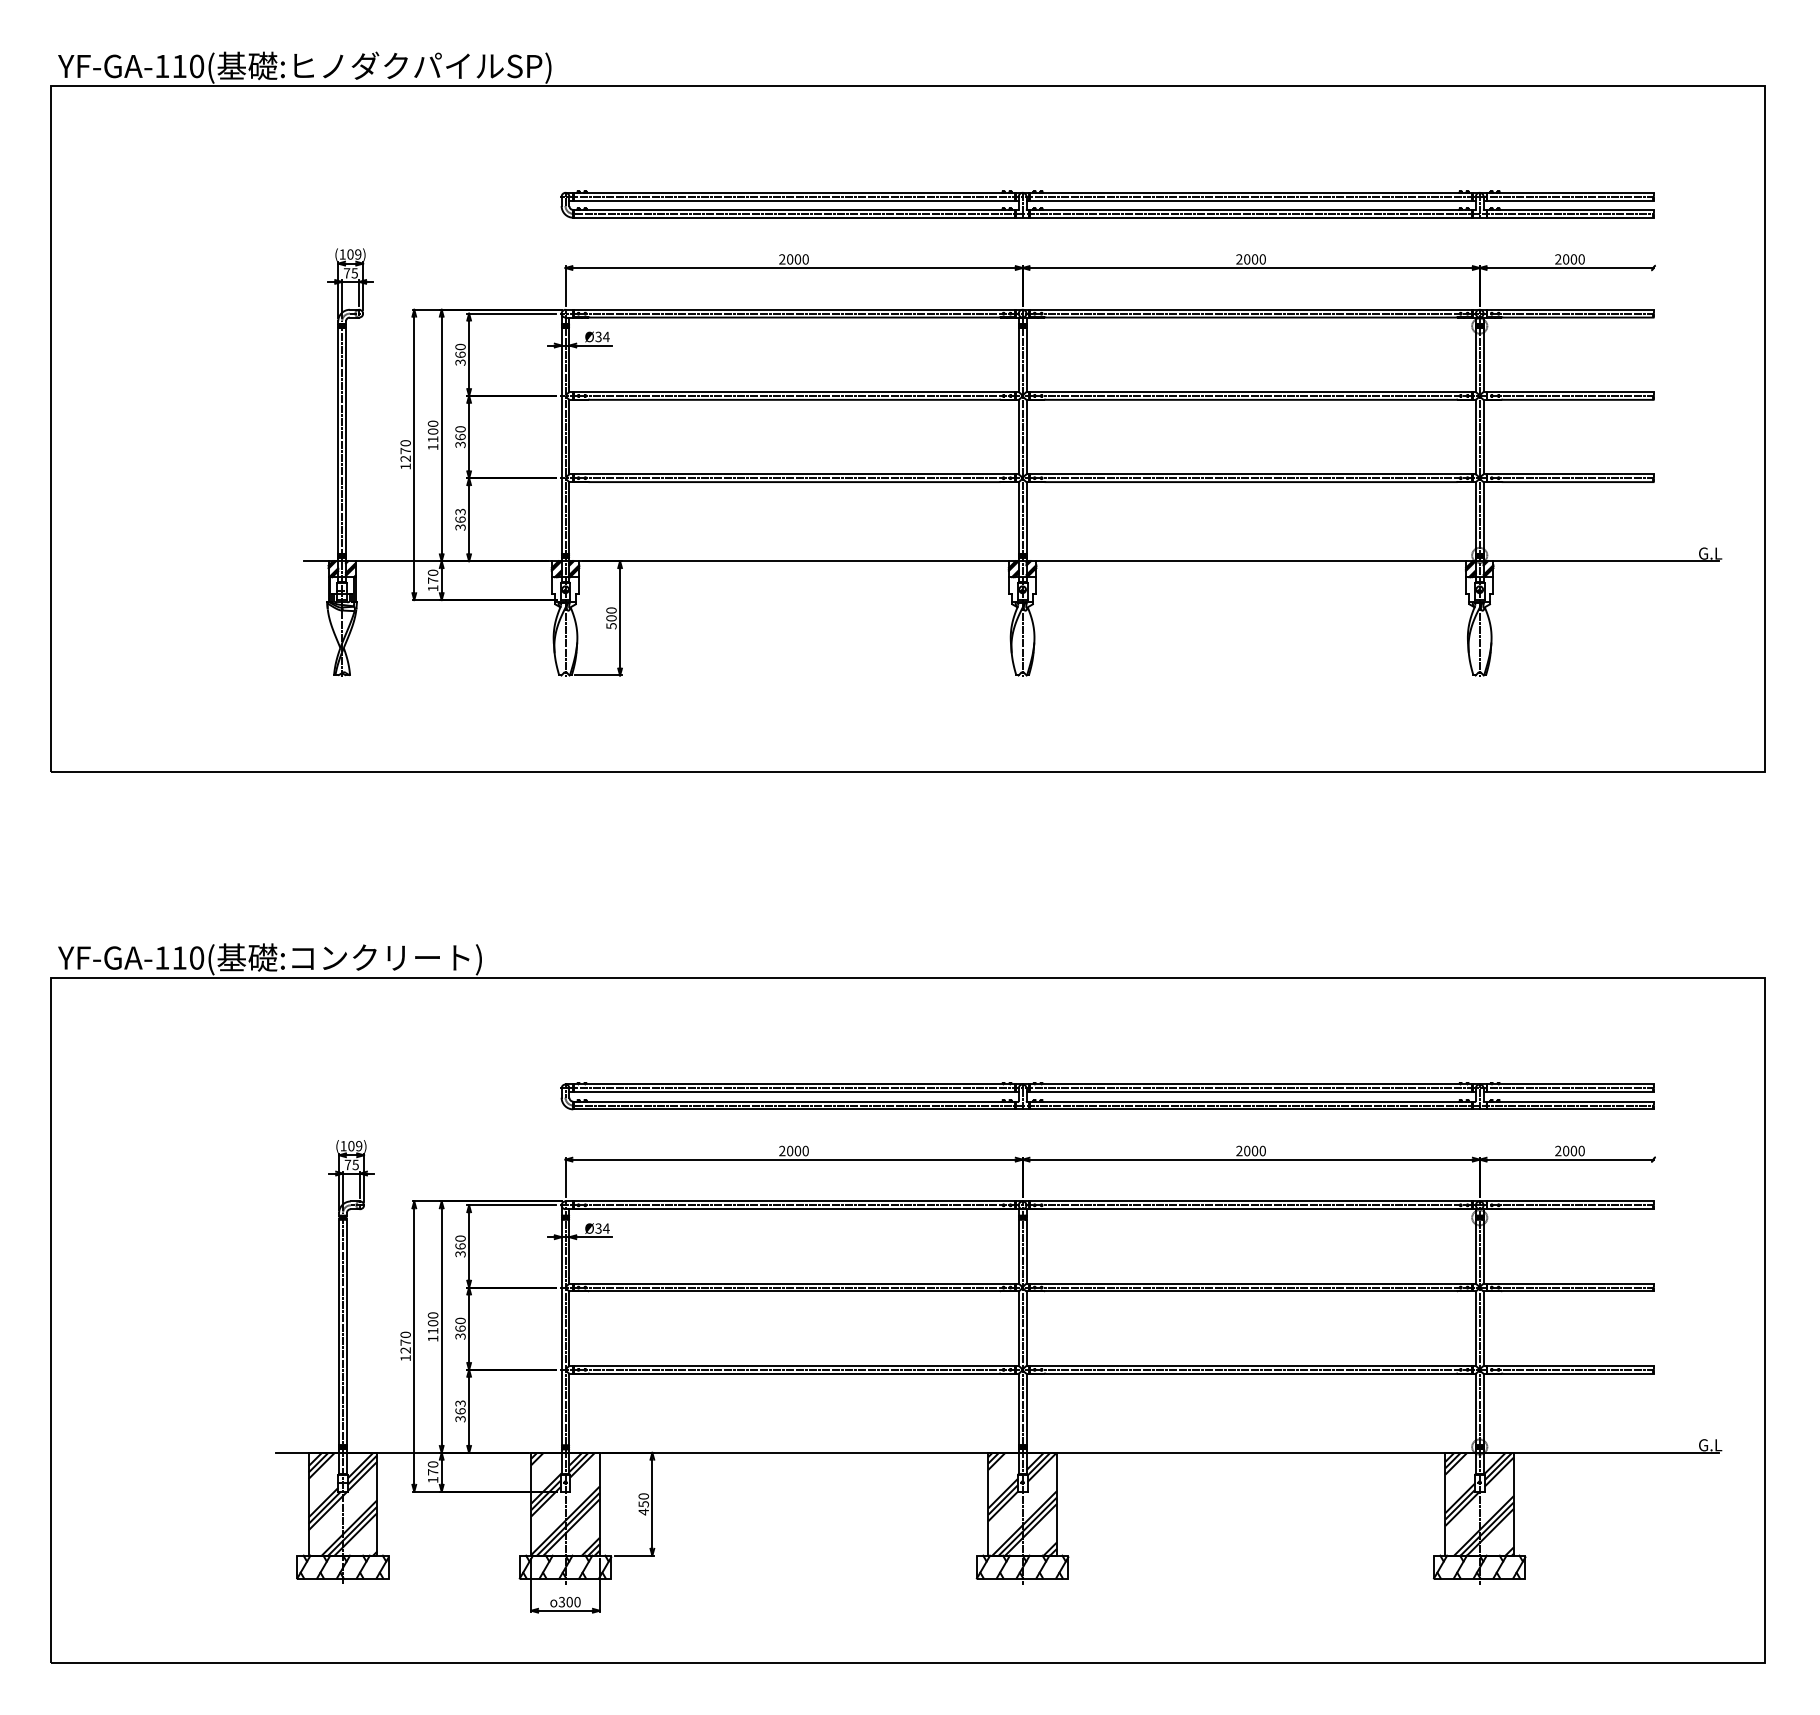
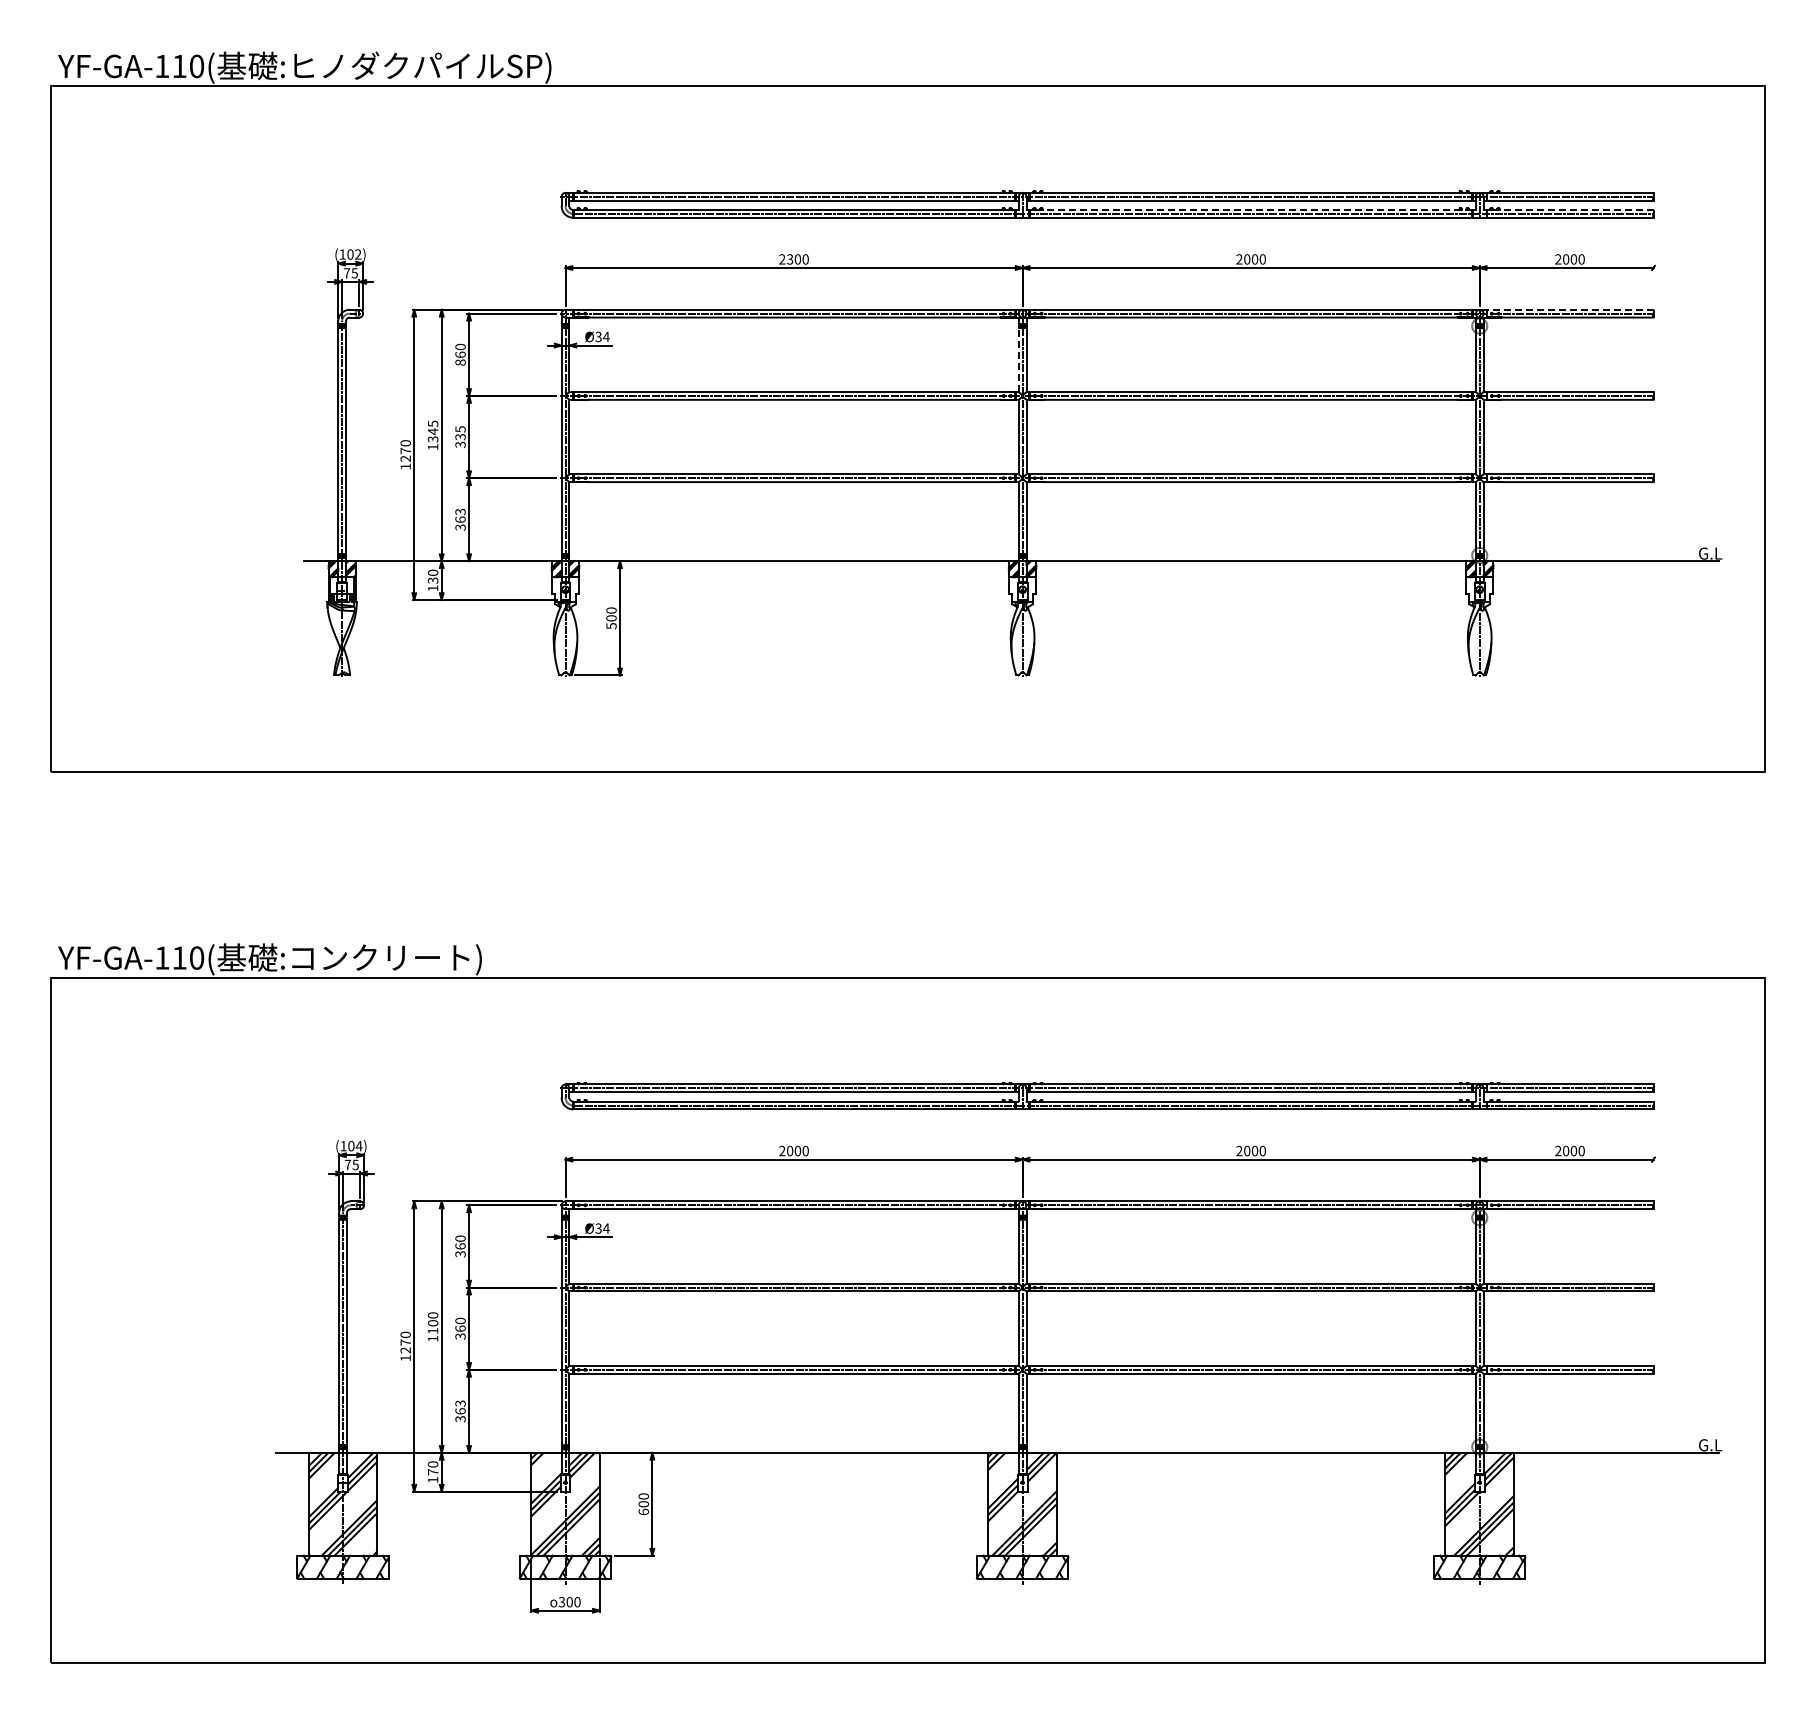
line: solid -> dashed (1250, 209)
line: solid -> dashed (1569, 209)
text: (109) -> (102) (358, 254)
text: 2000 -> 2300 (789, 259)
line: solid -> dashed (1569, 309)
line: solid -> dashed (1018, 359)
text: 360 -> 860 (460, 362)
text: 1100 -> 1345 (432, 431)
text: 360 -> 335 (460, 433)
text: 170 -> 130 (432, 580)
text: (109) -> (104) (358, 1146)
text: 450 -> 600 (643, 1508)
